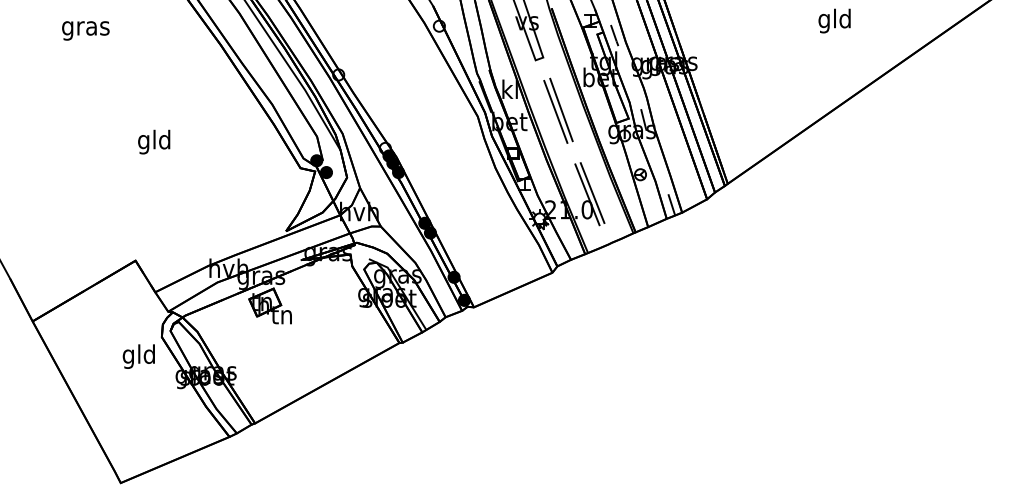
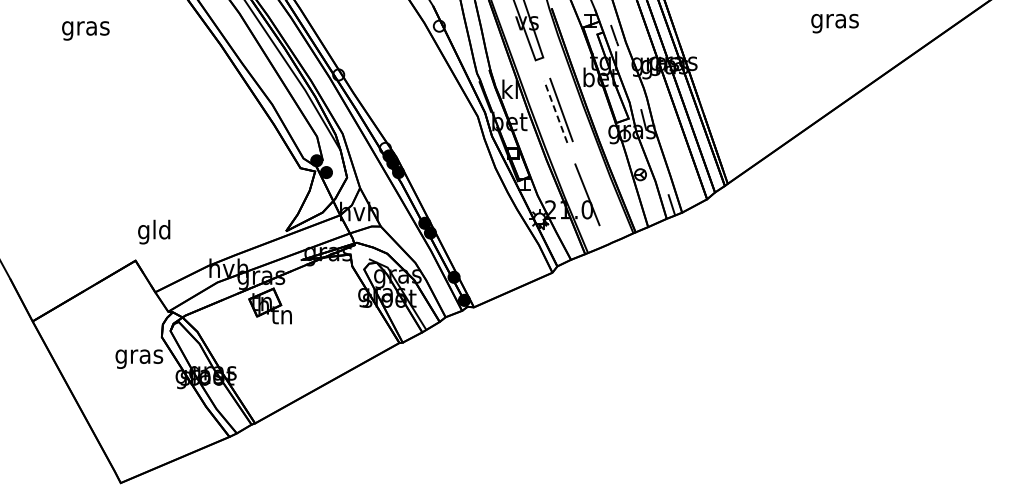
text: gld -> gras (834, 20)
line: solid -> dashed (555, 111)
text position: (154, 141) -> (154, 231) (154, 231)
line: present -> none (592, 193)
text: gld -> gras (139, 356)
